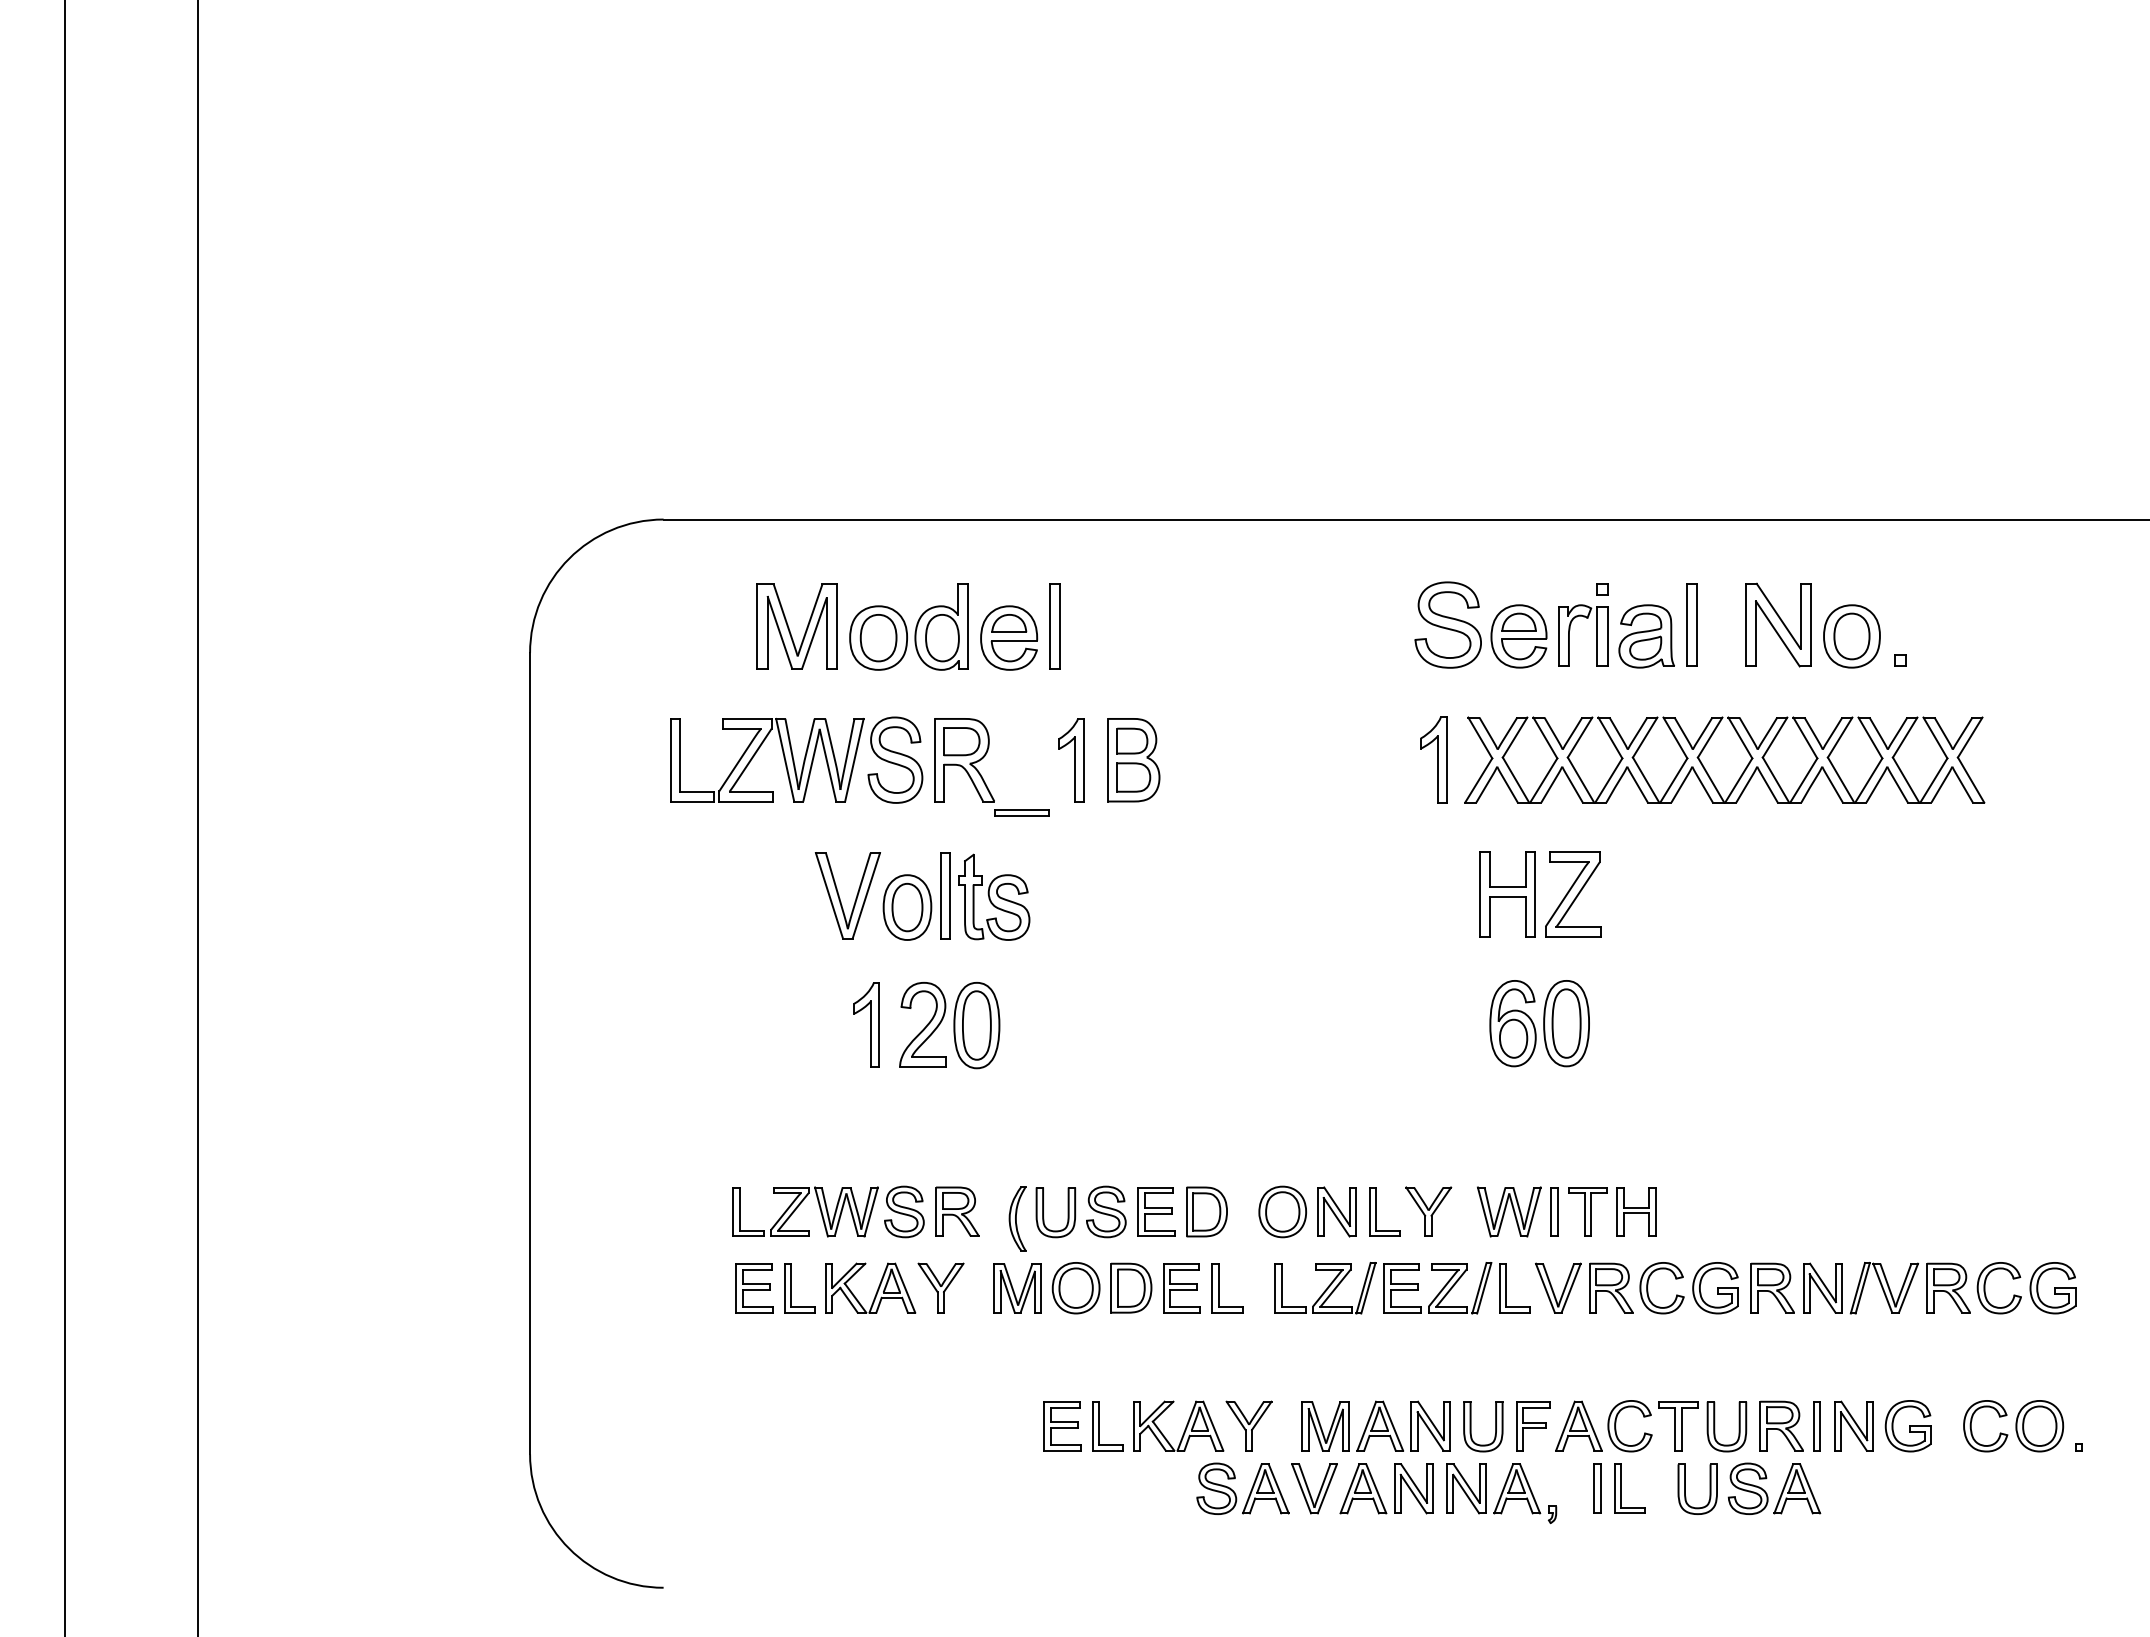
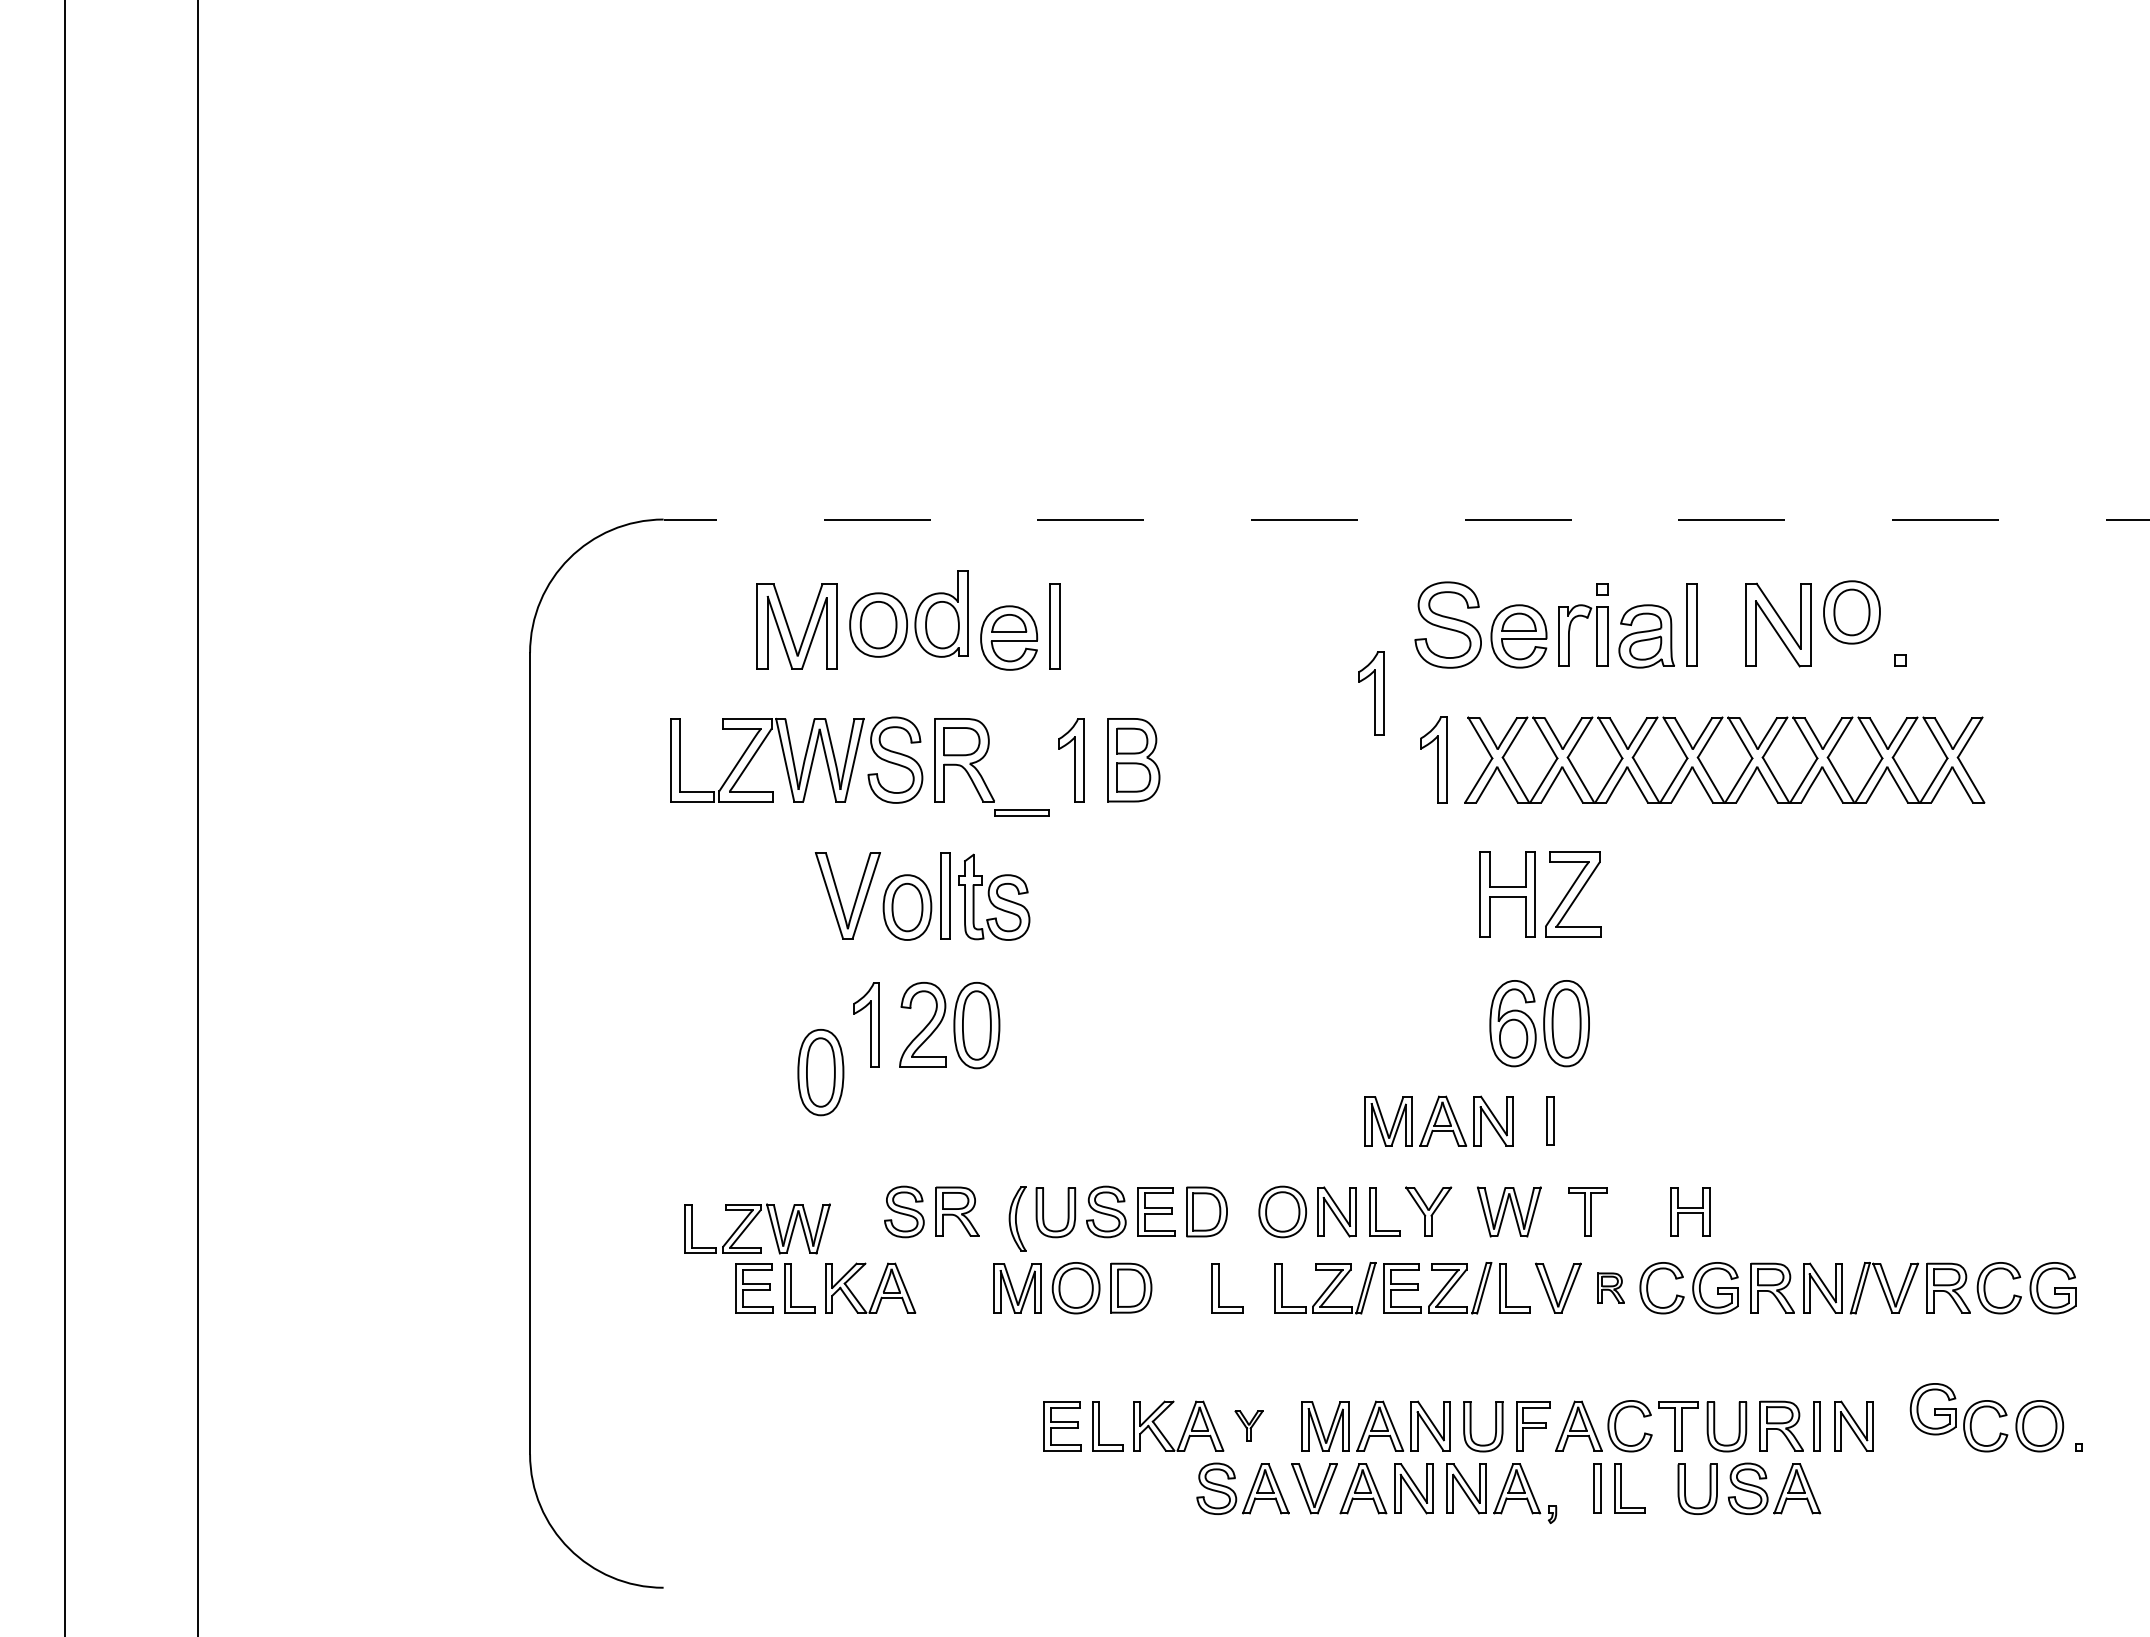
line: solid -> dashed (1406, 519)
part position: (908, 626) -> (908, 613) (908, 613)
part position: (1851, 636) -> (1851, 612) (1851, 612)
part: none -> present (1371, 693)
part: none -> present (820, 1072)
part: none -> present (1438, 1120)
part position: (799, 1206) -> (751, 1223) (751, 1223)
part position: (1554, 1211) -> (1550, 1120) (1550, 1120)
part position: (1636, 1211) -> (1690, 1211) (1690, 1211)
part: present -> none (940, 1287)
part size: 45x52 px -> 28x32 px (1610, 1287)
part: present -> none (1181, 1288)
part size: 48x52 px -> 30x32 px (1248, 1425)
part position: (1907, 1426) -> (1932, 1409) (1932, 1409)
